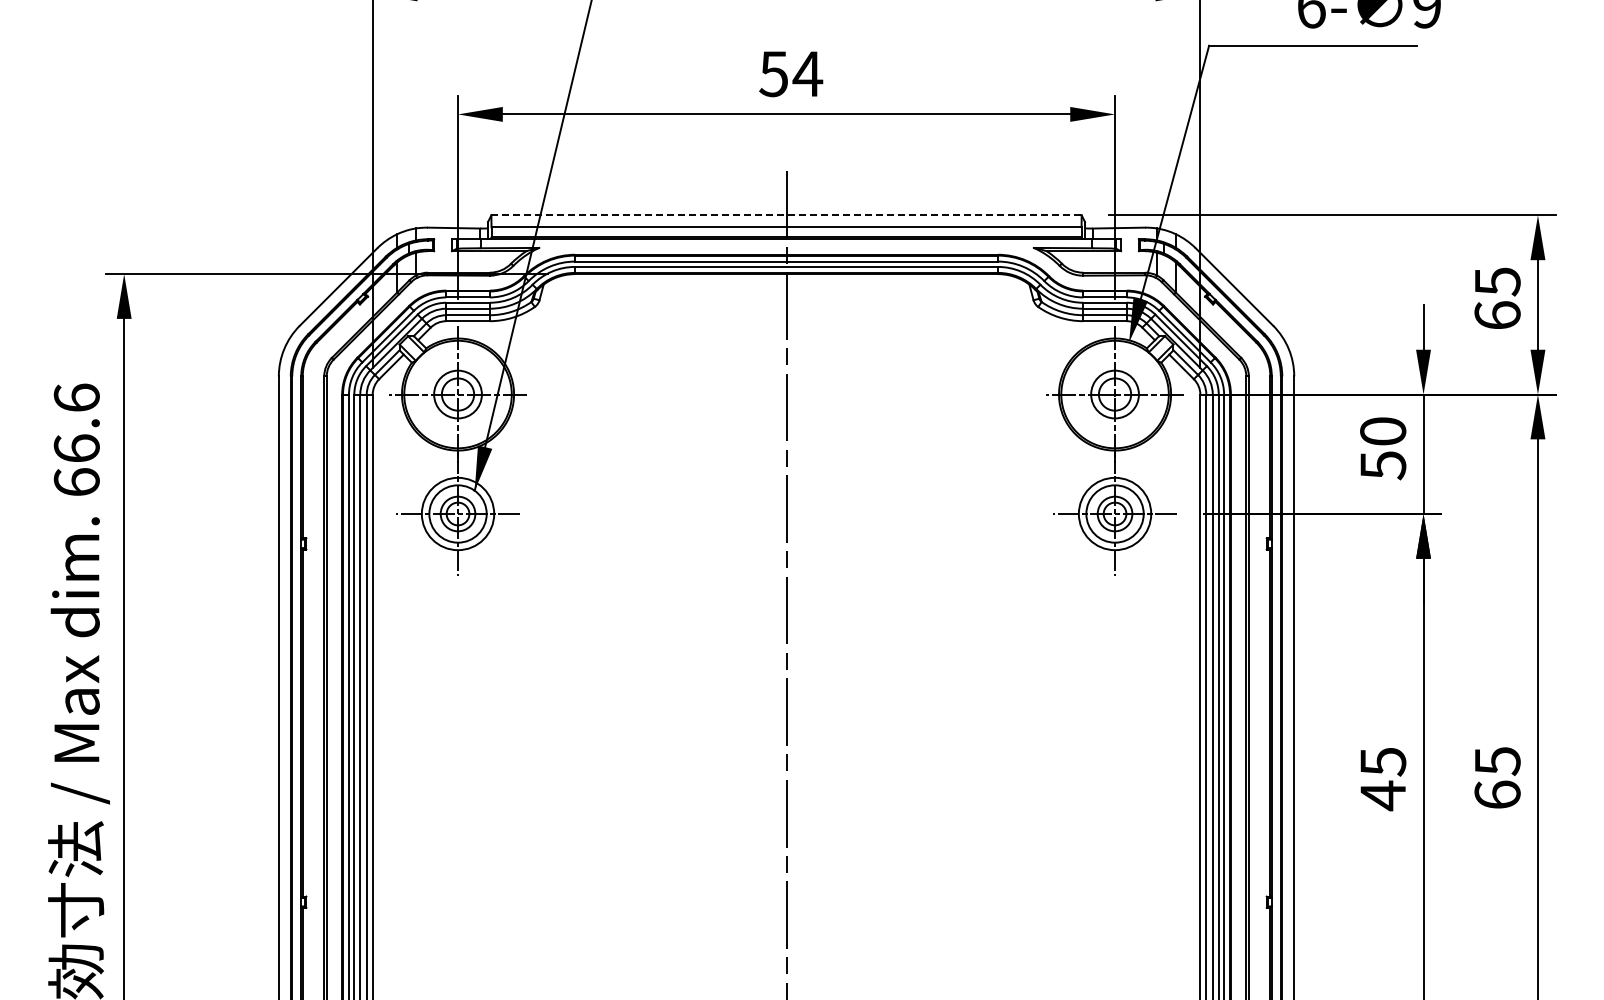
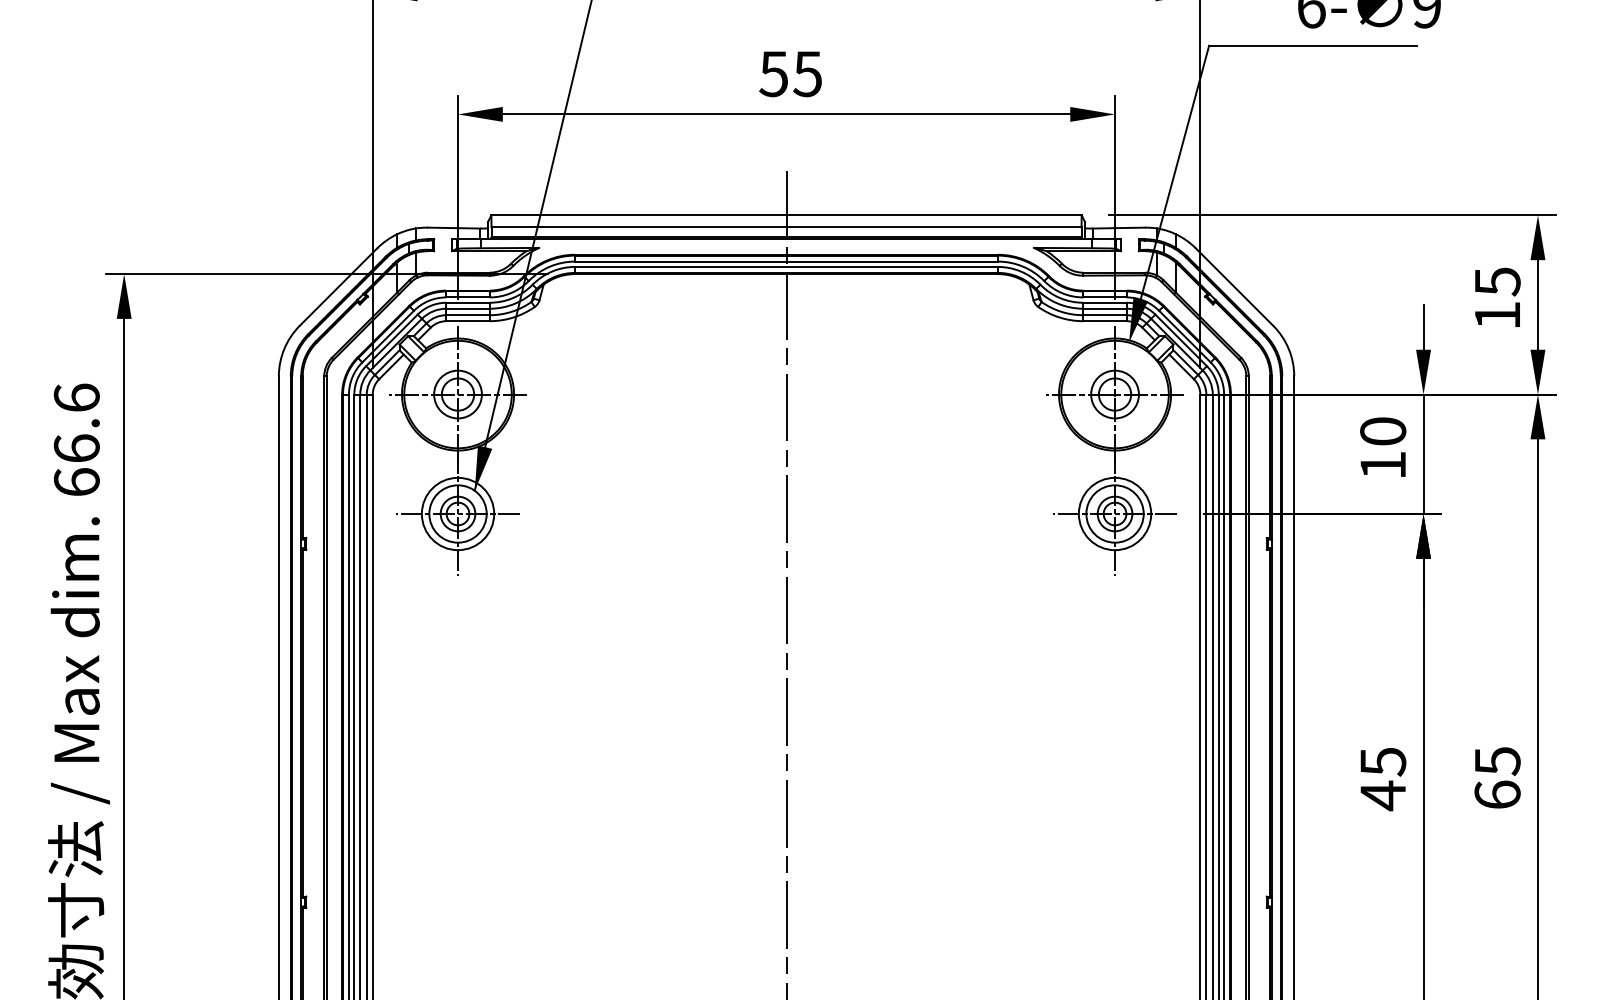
text: 54 -> 55 (807, 74)
line: dashed -> solid (787, 215)
text: 65 -> 15 (1497, 314)
text: 50 -> 10 (1383, 465)
